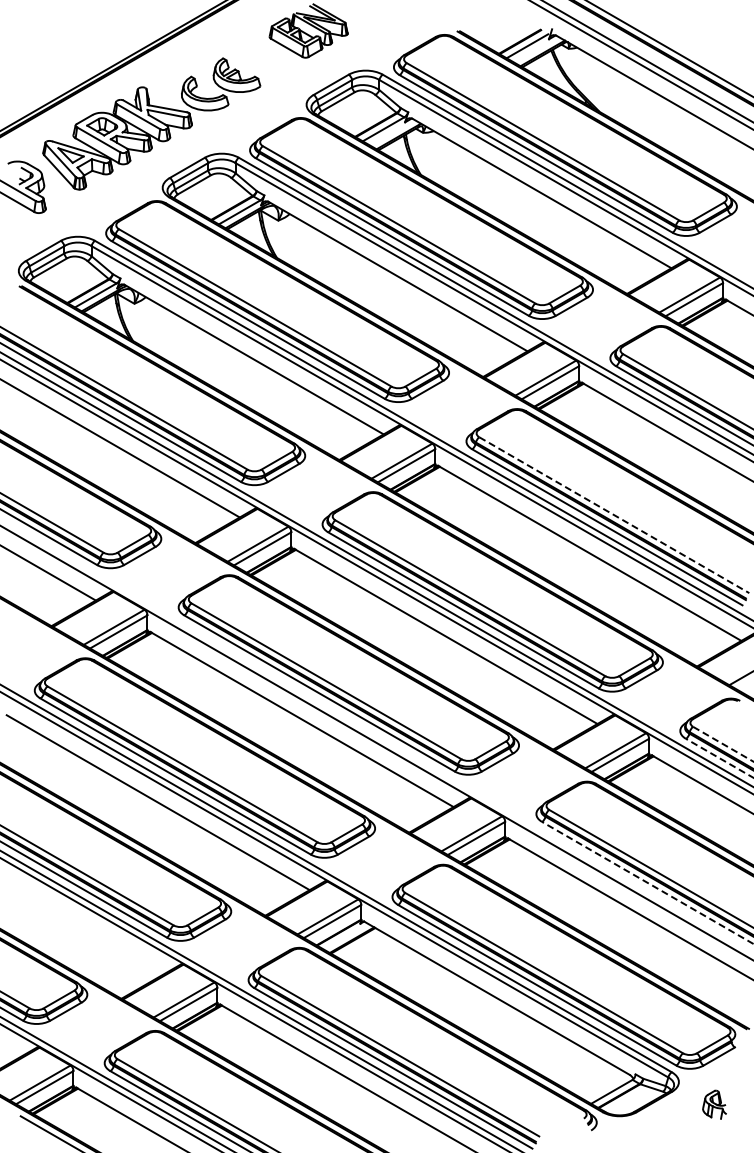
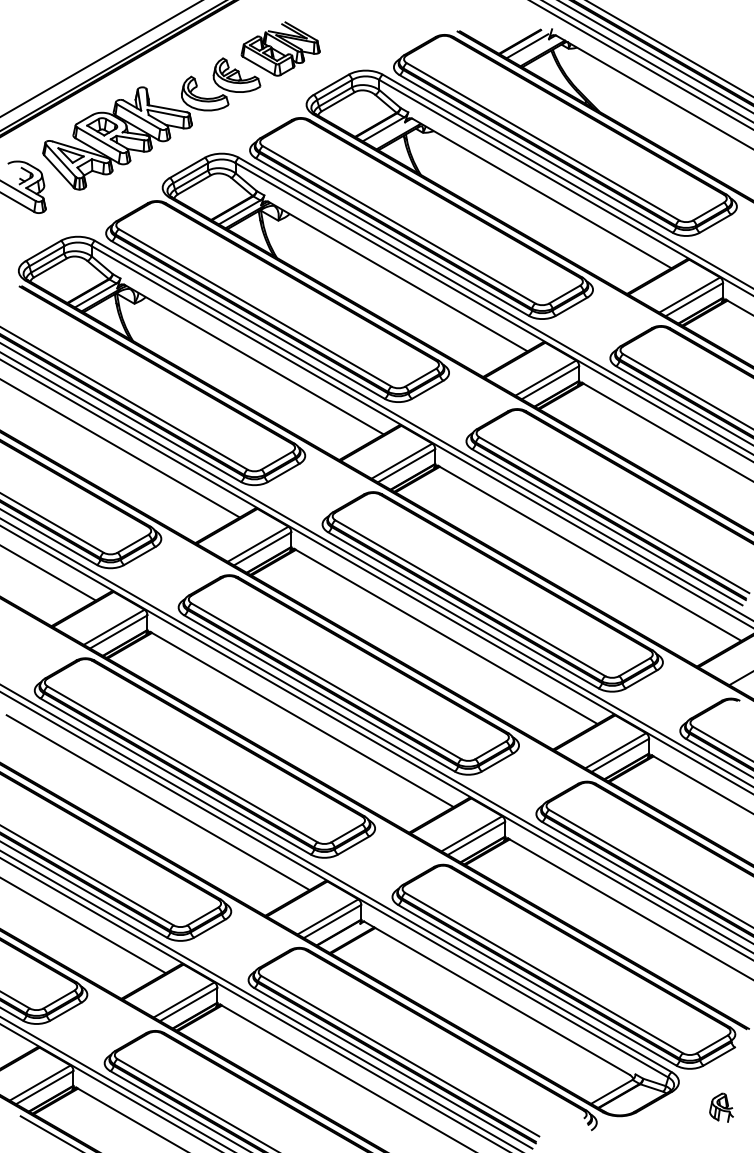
part position: (308, 30) -> (280, 48) (280, 48)
line: none -> present (655, 56)
line: none -> present (100, 58)
line: dashed -> solid (614, 515)
line: none -> present (376, 735)
line: dashed -> solid (723, 744)
line: dashed -> solid (719, 758)
line: dashed -> solid (647, 882)
line: none -> present (83, 925)
part position: (714, 1104) -> (721, 1107) (721, 1107)
